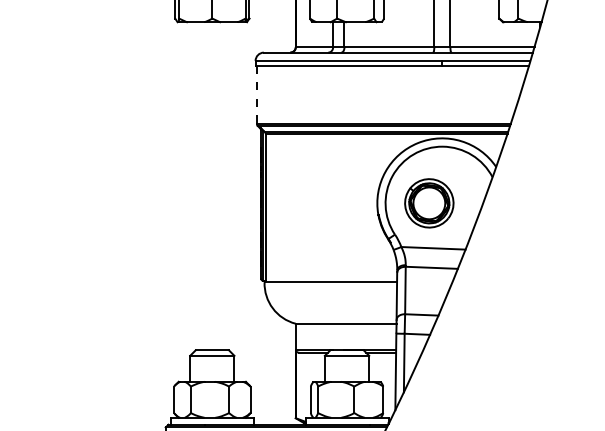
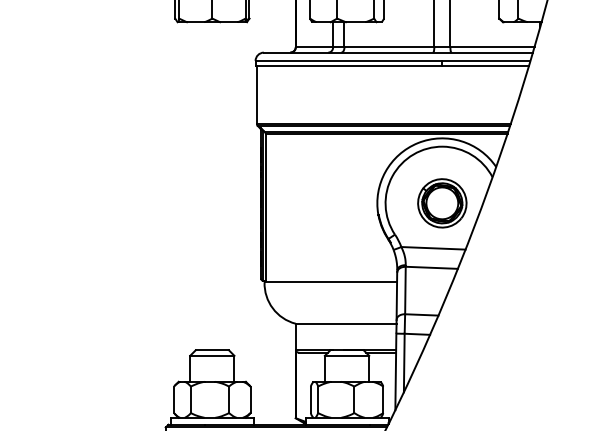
line: dashed -> solid (257, 95)
part position: (429, 203) -> (442, 203) (442, 203)
